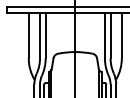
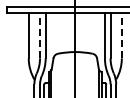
line: solid -> dashed (40, 35)
line: solid -> dashed (121, 35)
